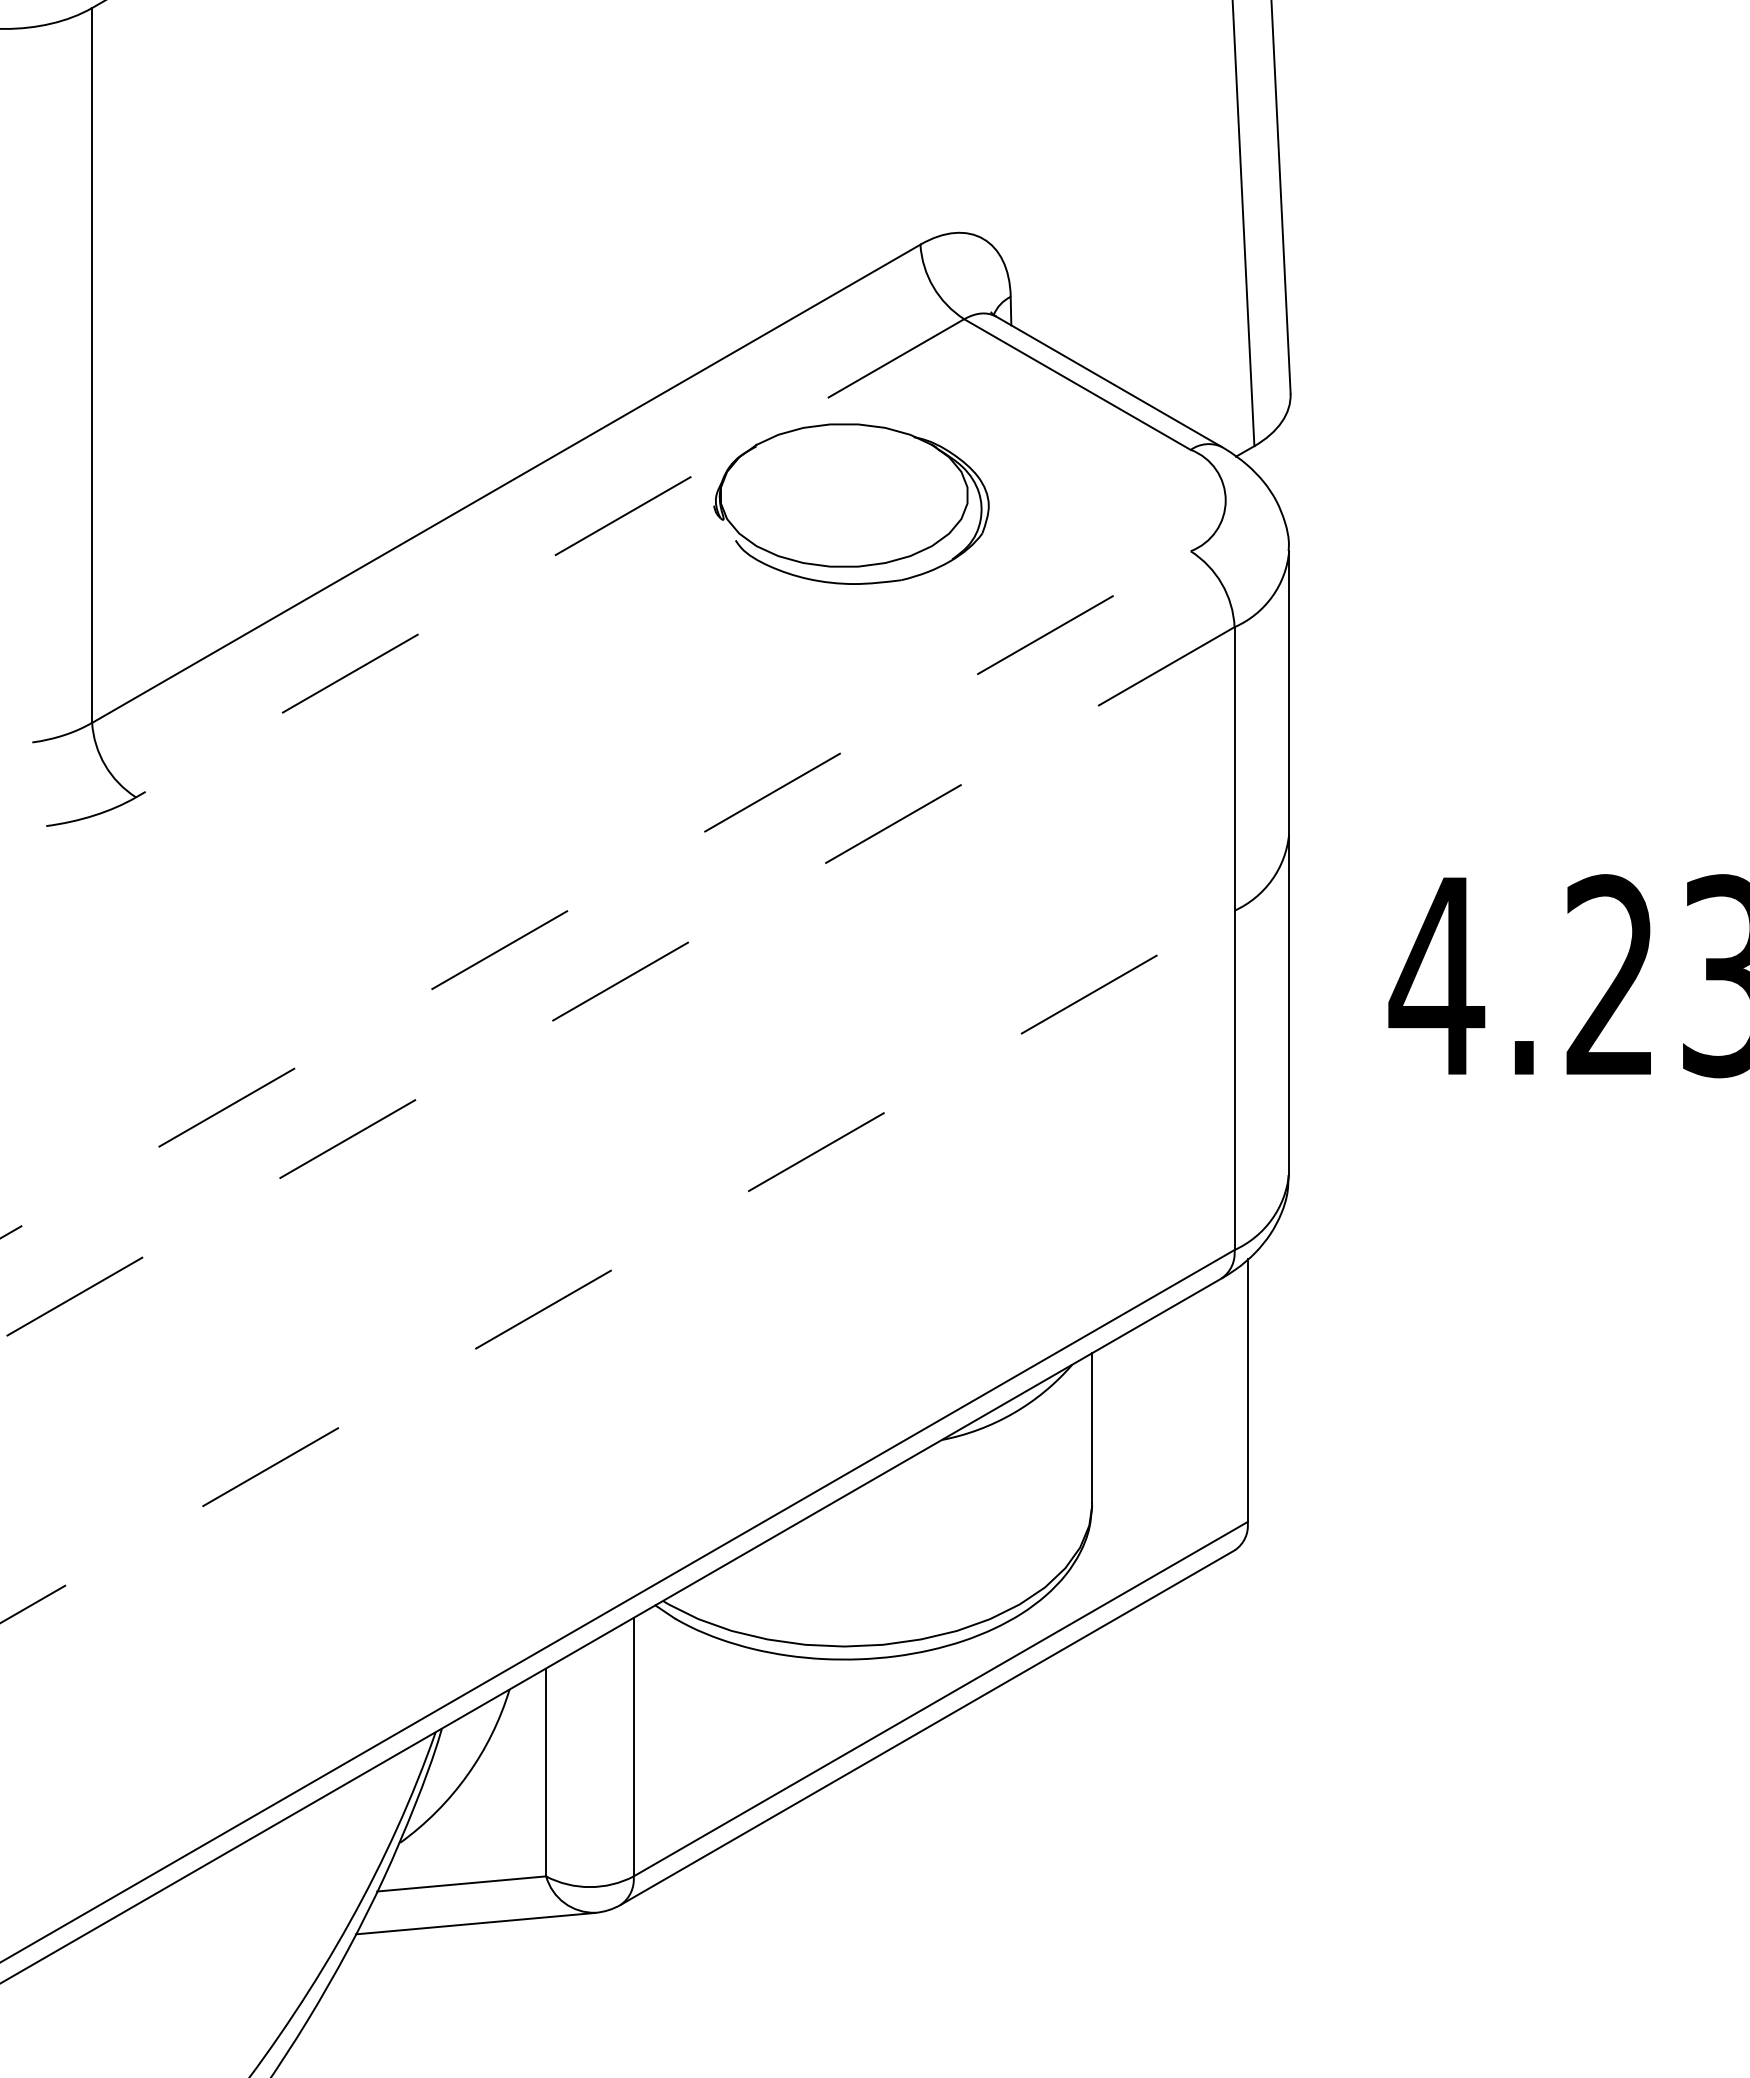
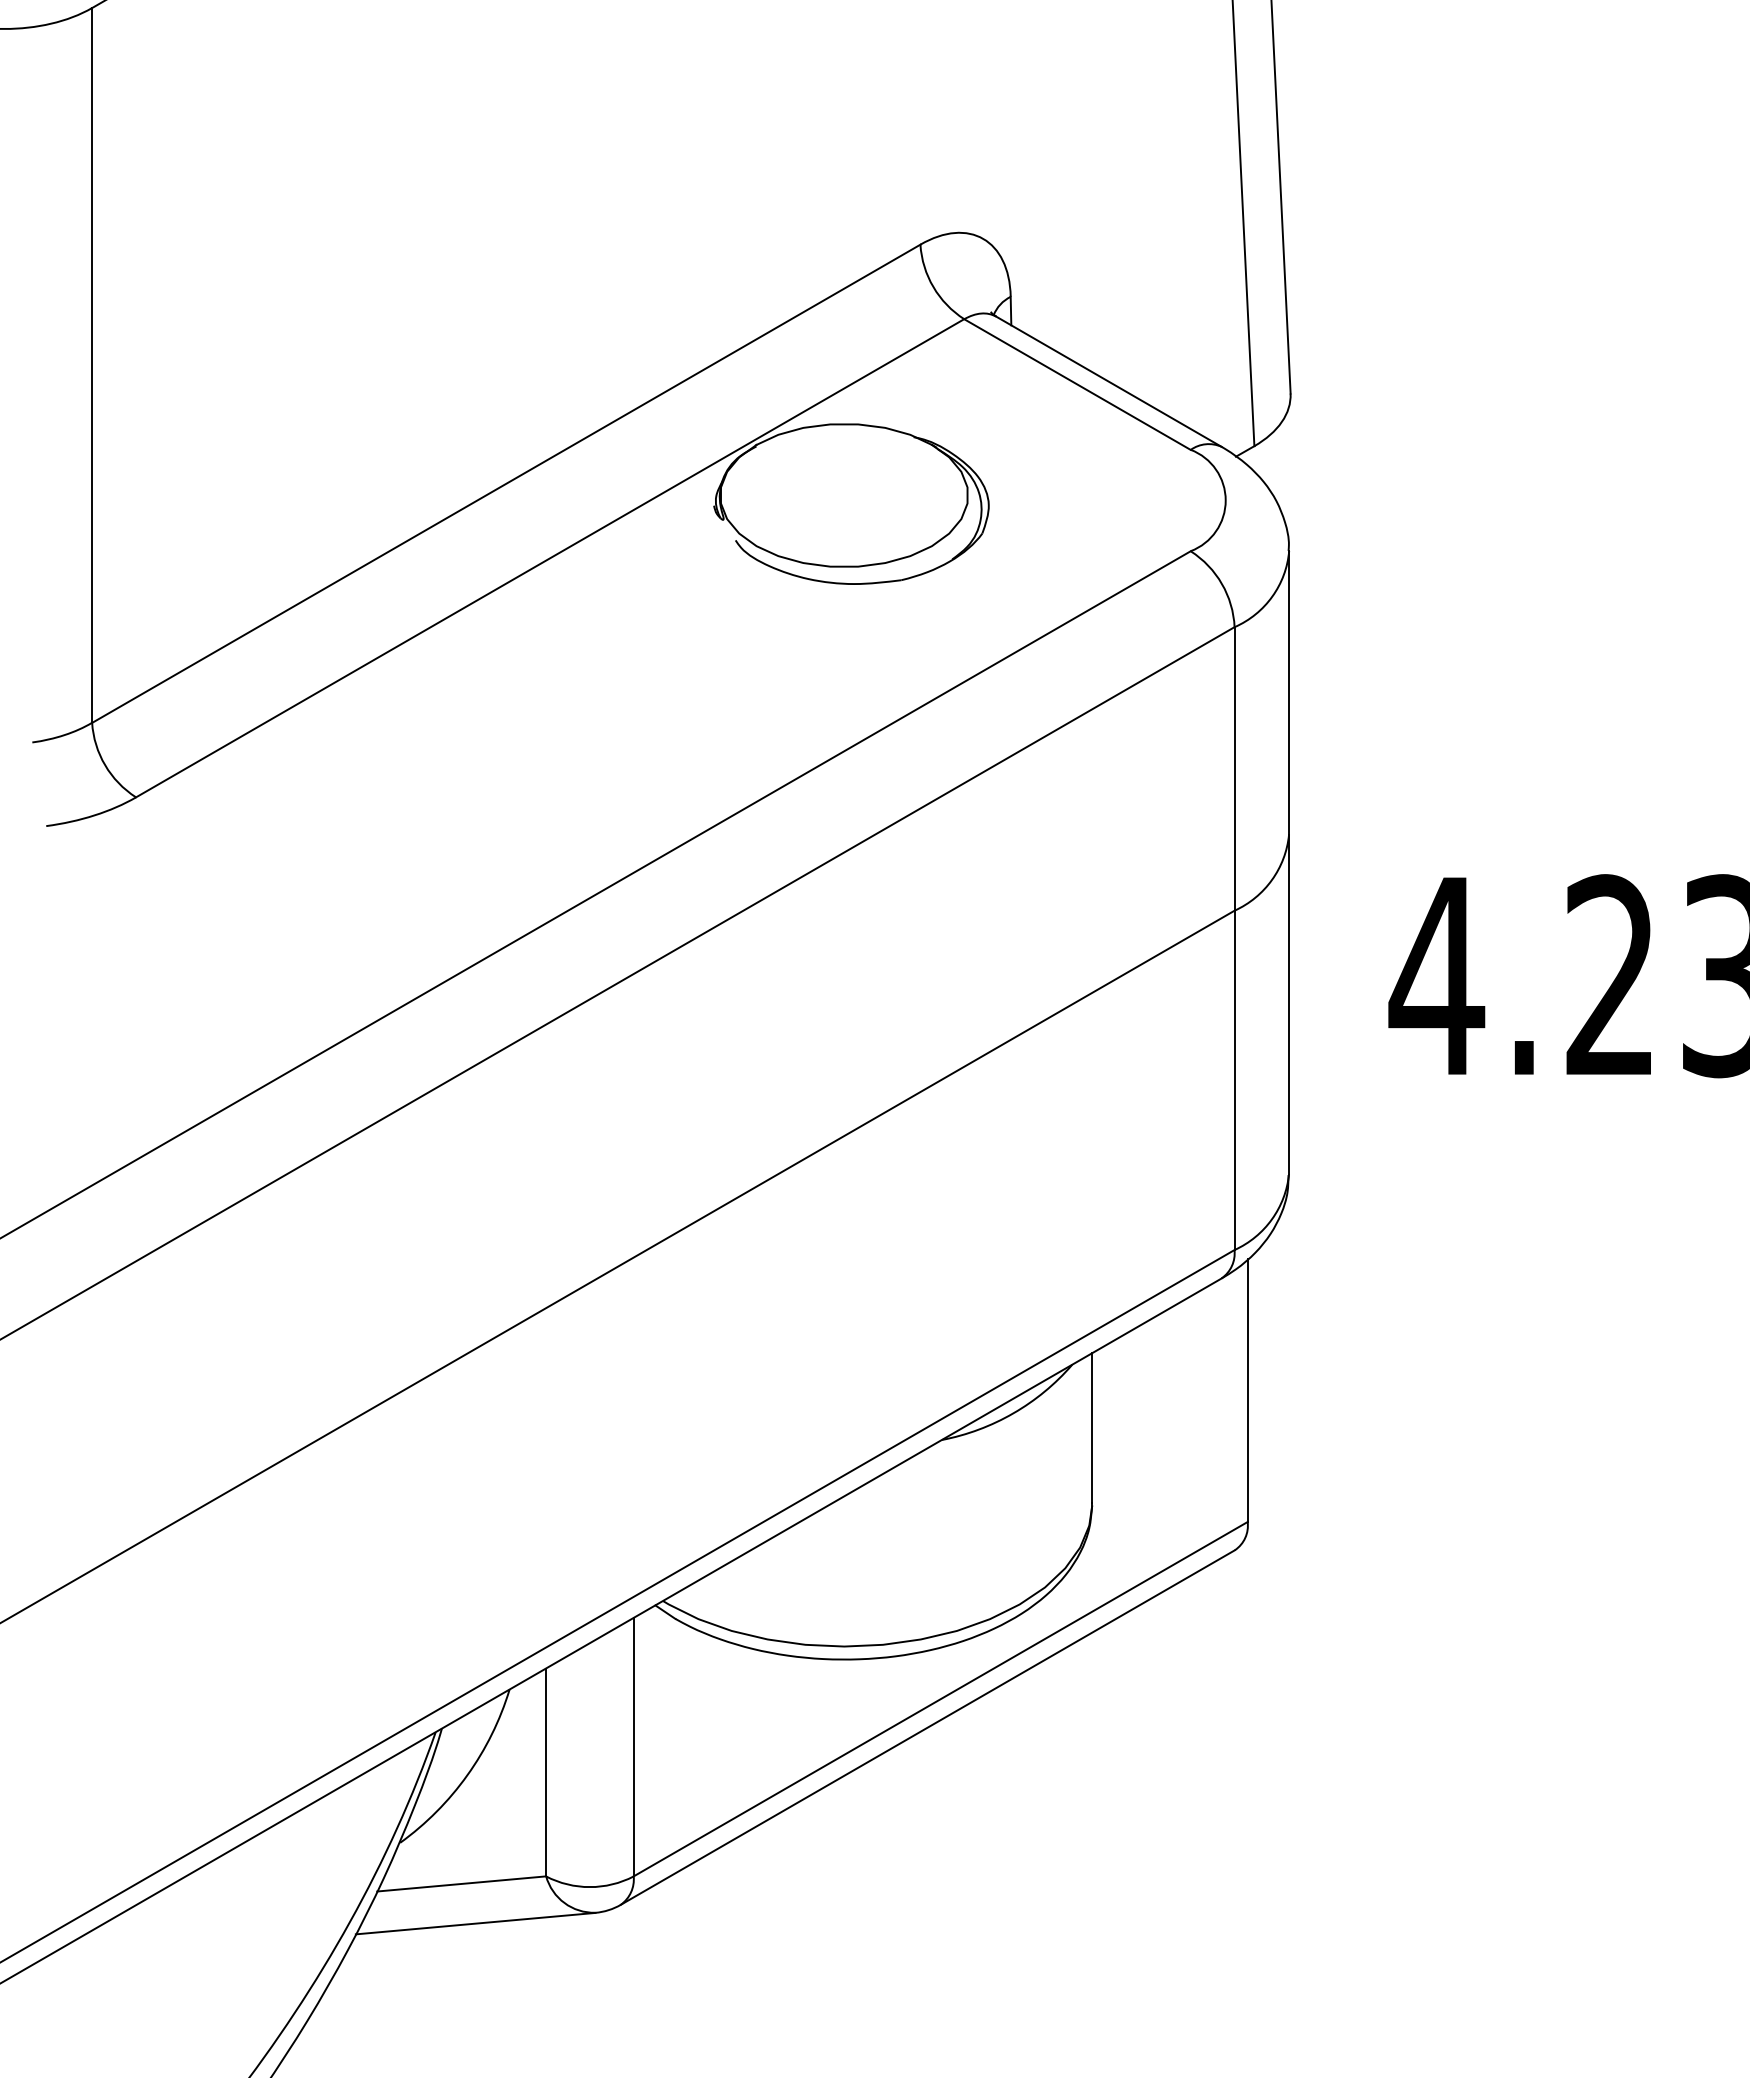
line: dashed -> solid (549, 558)
line: dashed -> solid (595, 894)
line: dashed -> solid (617, 983)
line: dashed -> solid (617, 1266)
